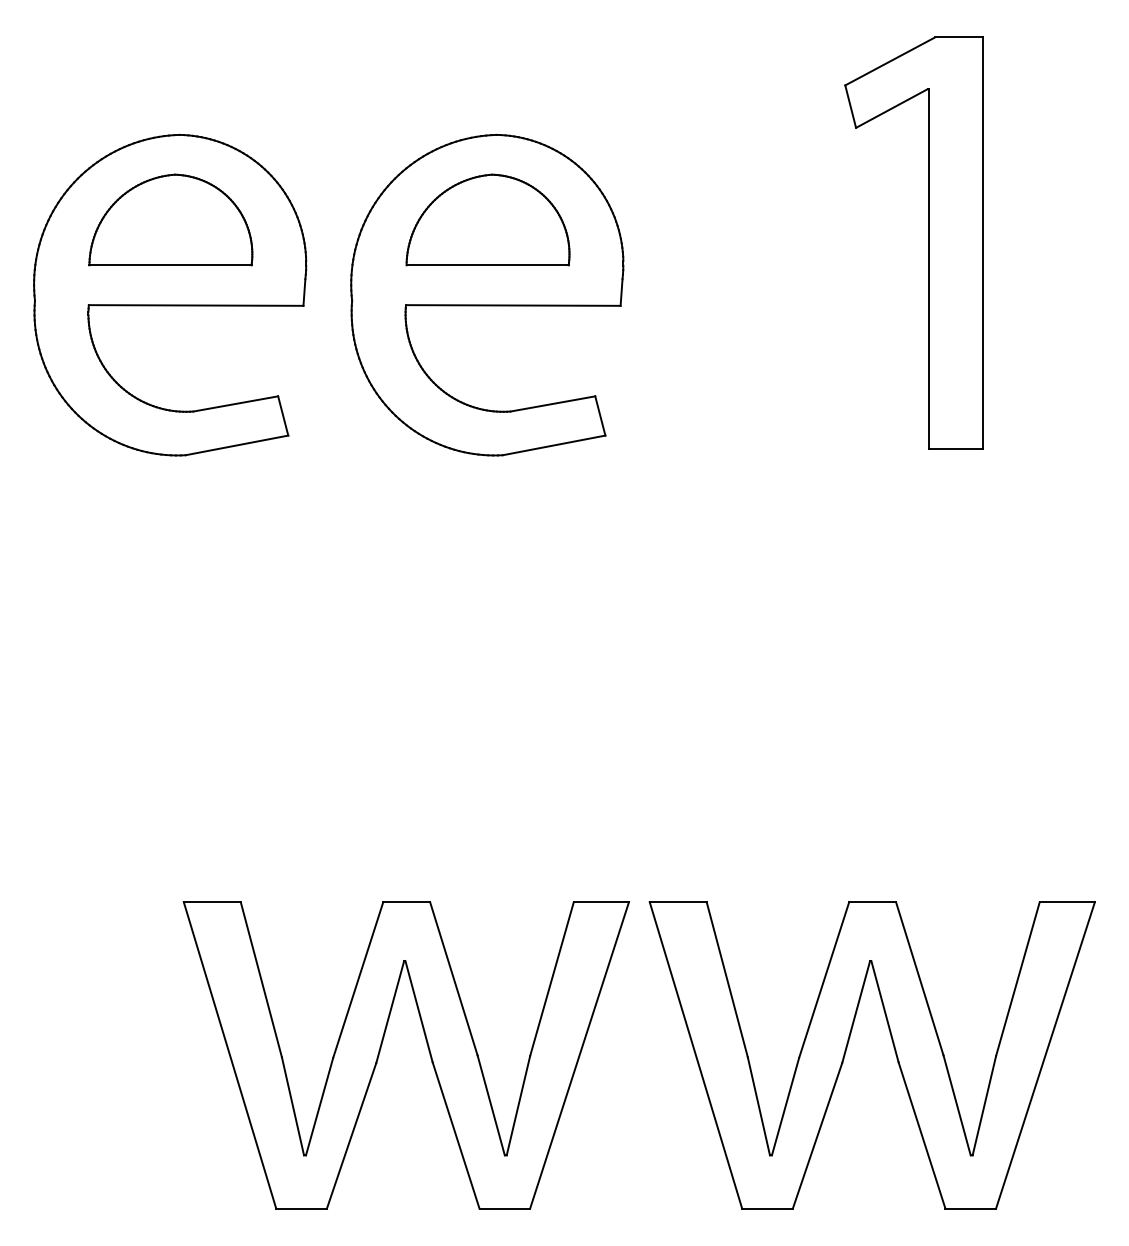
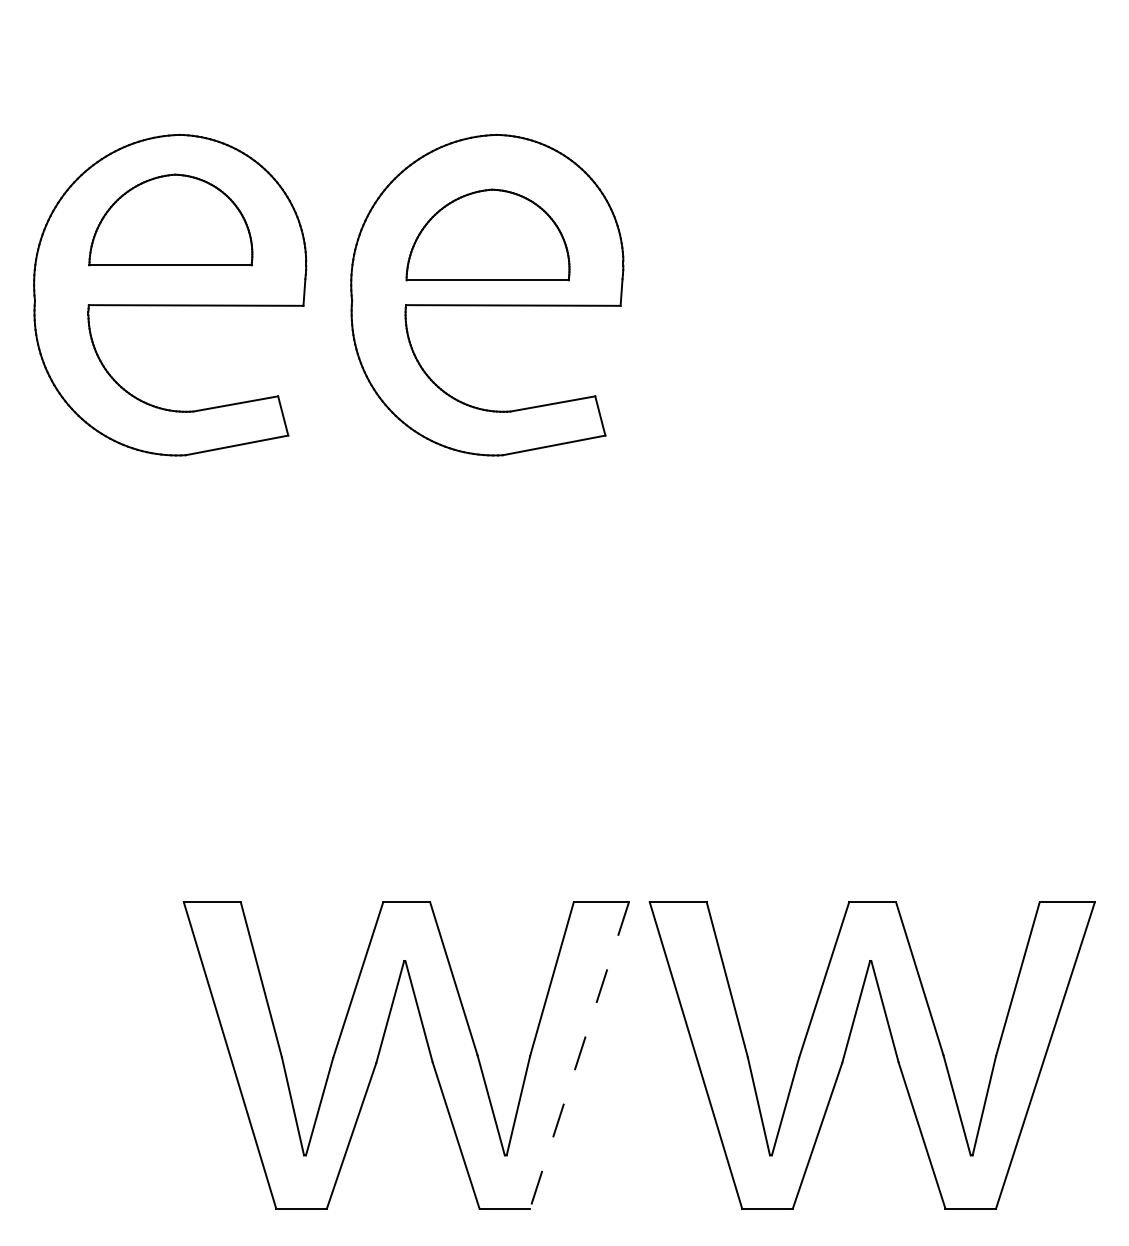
part position: (487, 219) -> (487, 234) (487, 234)
part: present -> none (928, 242)
line: solid -> dashed (579, 1055)
